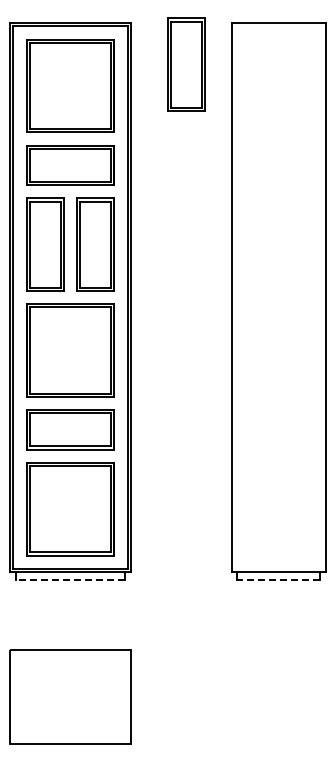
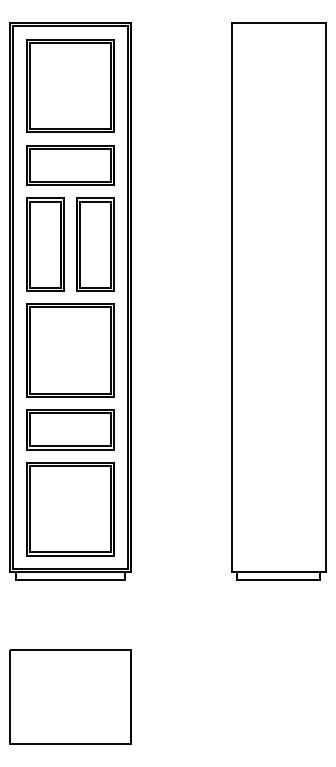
part: present -> none (186, 64)
line: dashed -> solid (70, 580)
line: dashed -> solid (278, 580)
